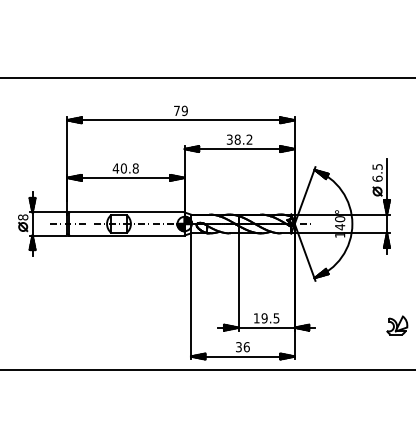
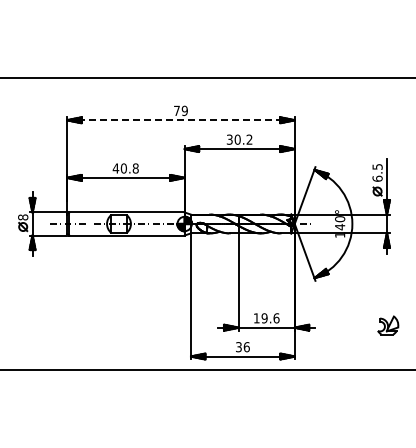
line: solid -> dashed (180, 120)
text: 38.2 -> 30.2 (237, 139)
text: 19.5 -> 19.6 (276, 318)
part position: (397, 325) -> (388, 325) (388, 325)
